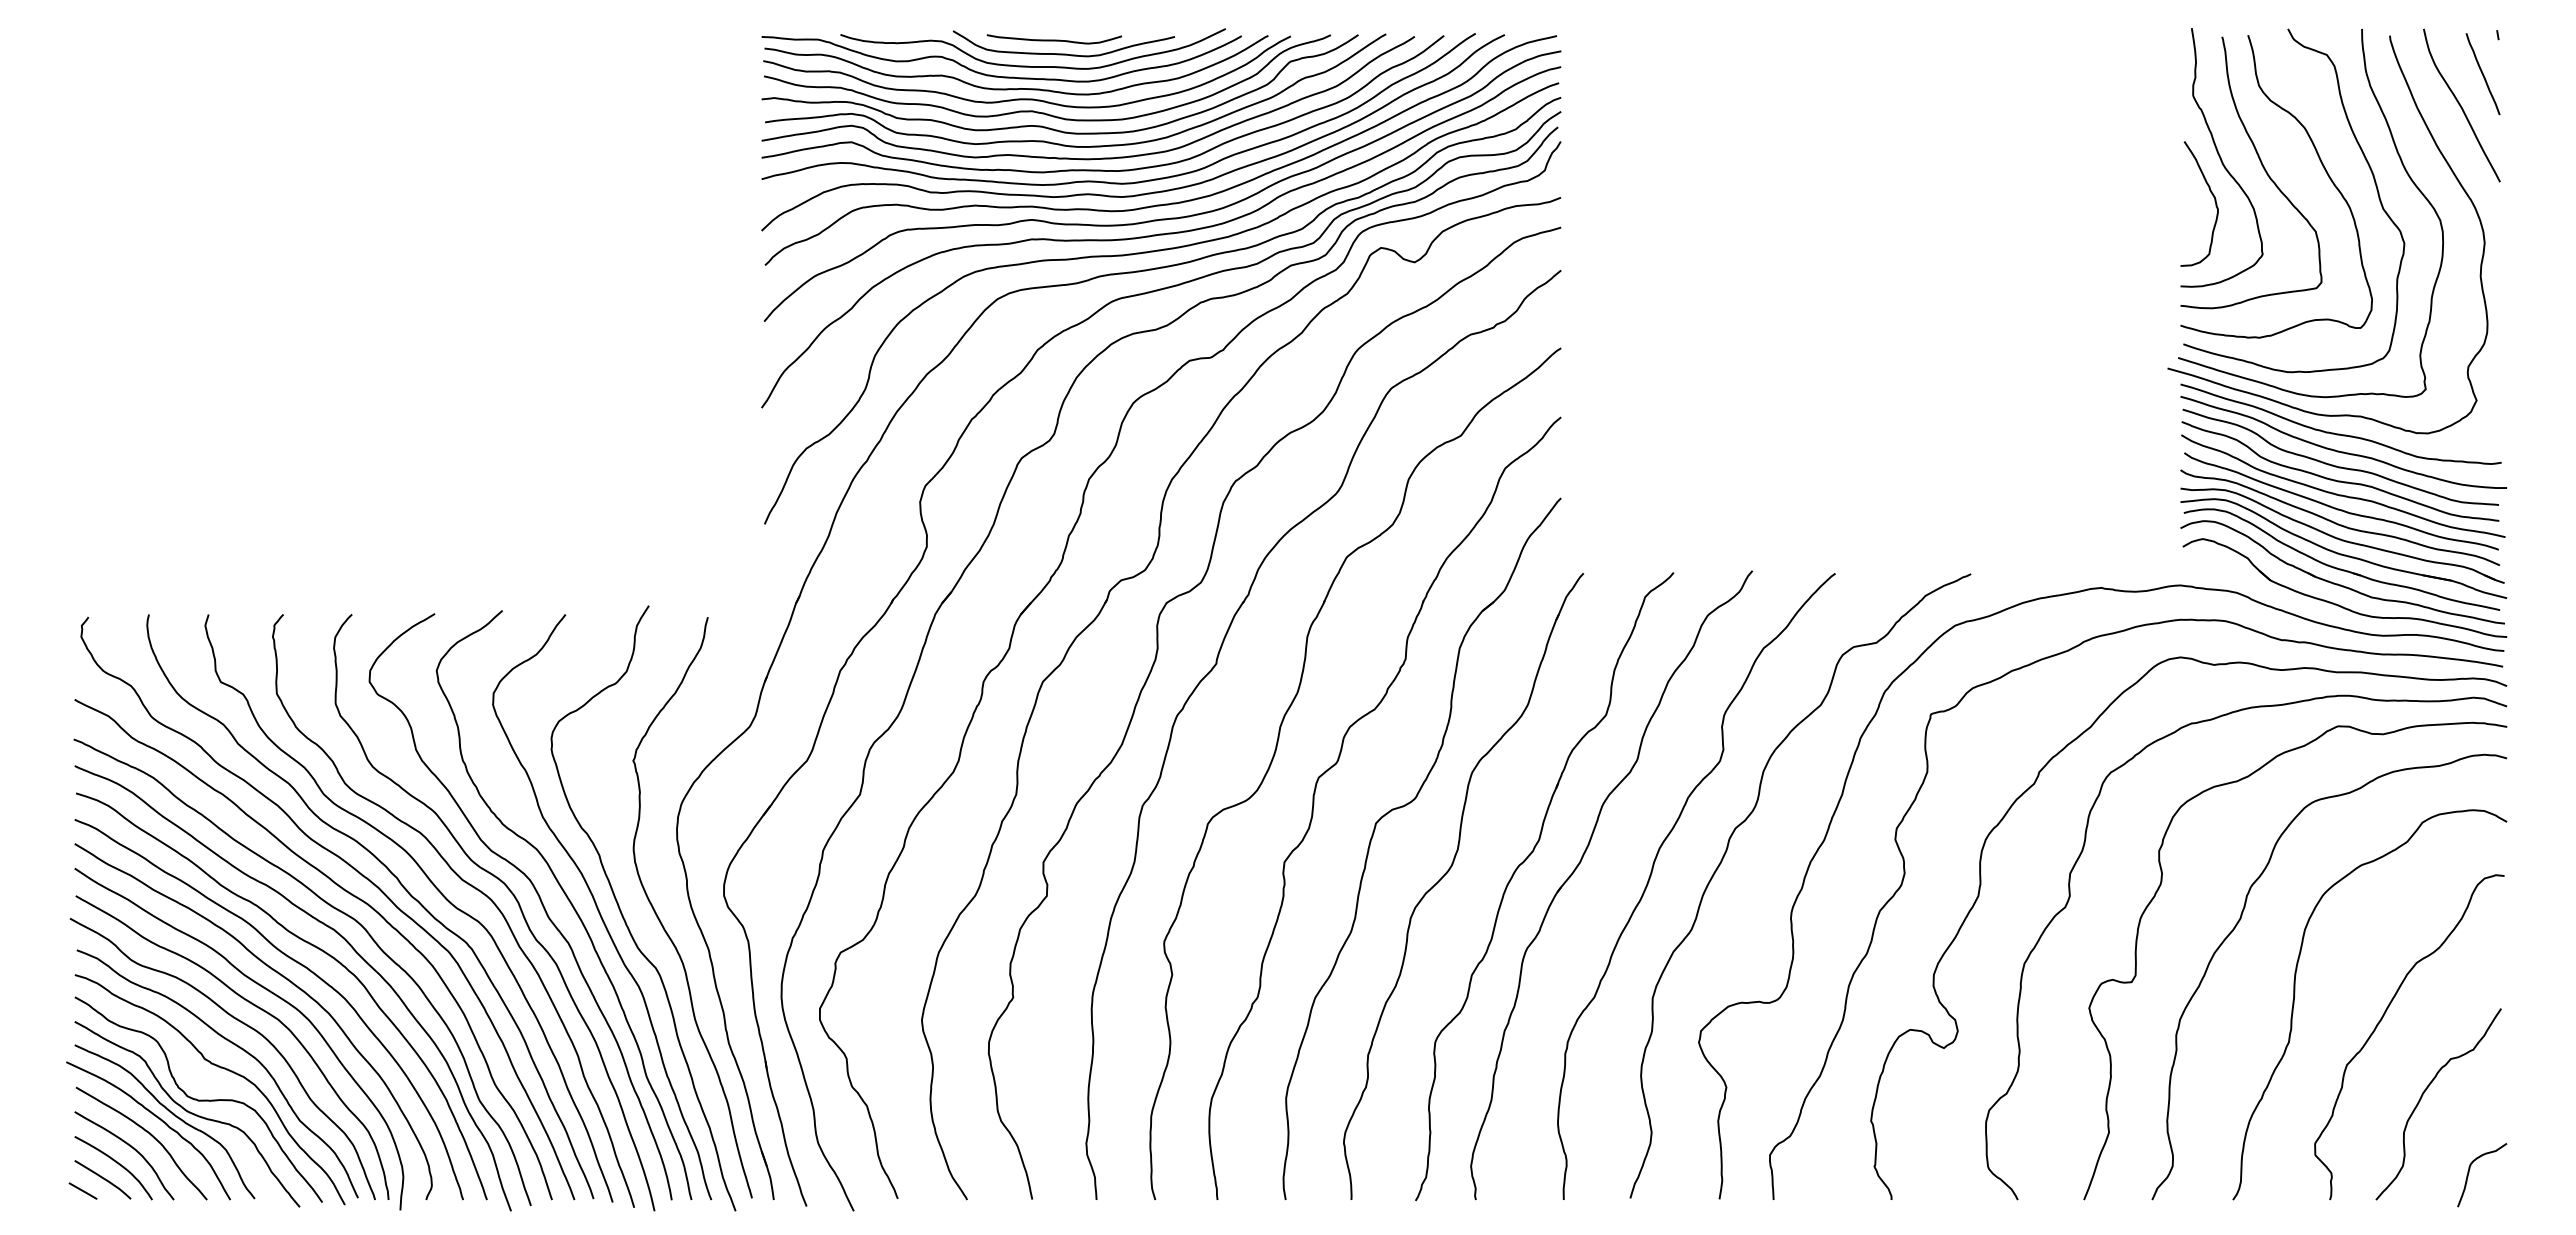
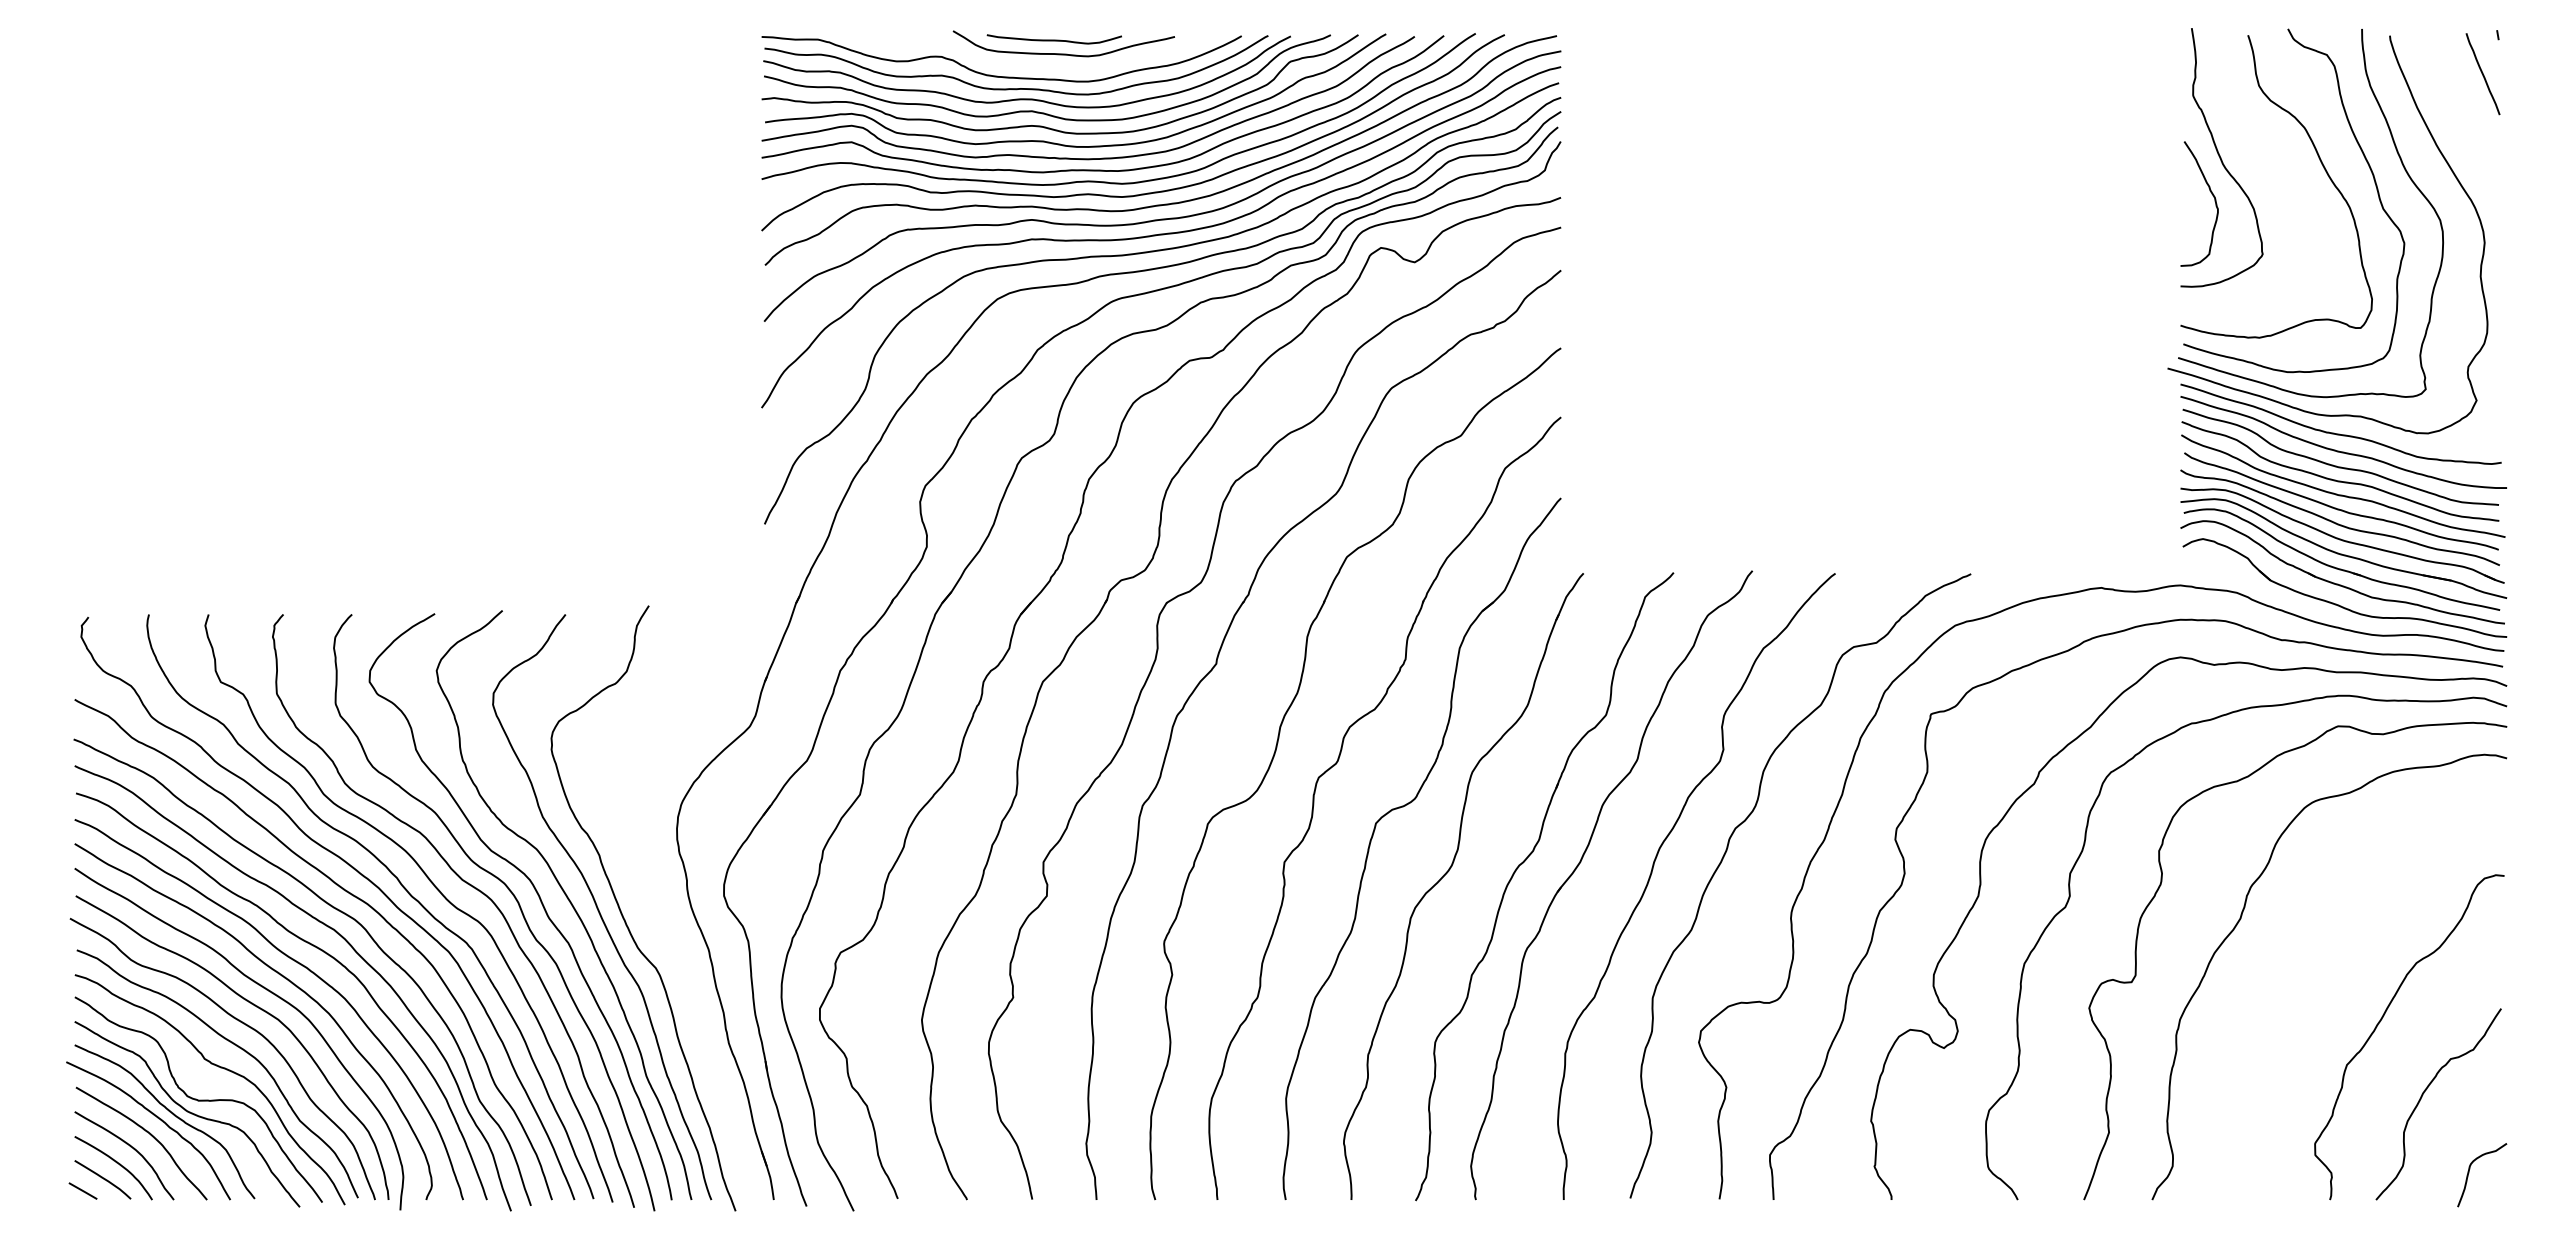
curve: present -> none (1028, 65)
curve: present -> none (2461, 105)
curve: present -> none (2262, 167)
curve: present -> none (662, 923)
curve: present -> none (2295, 994)
